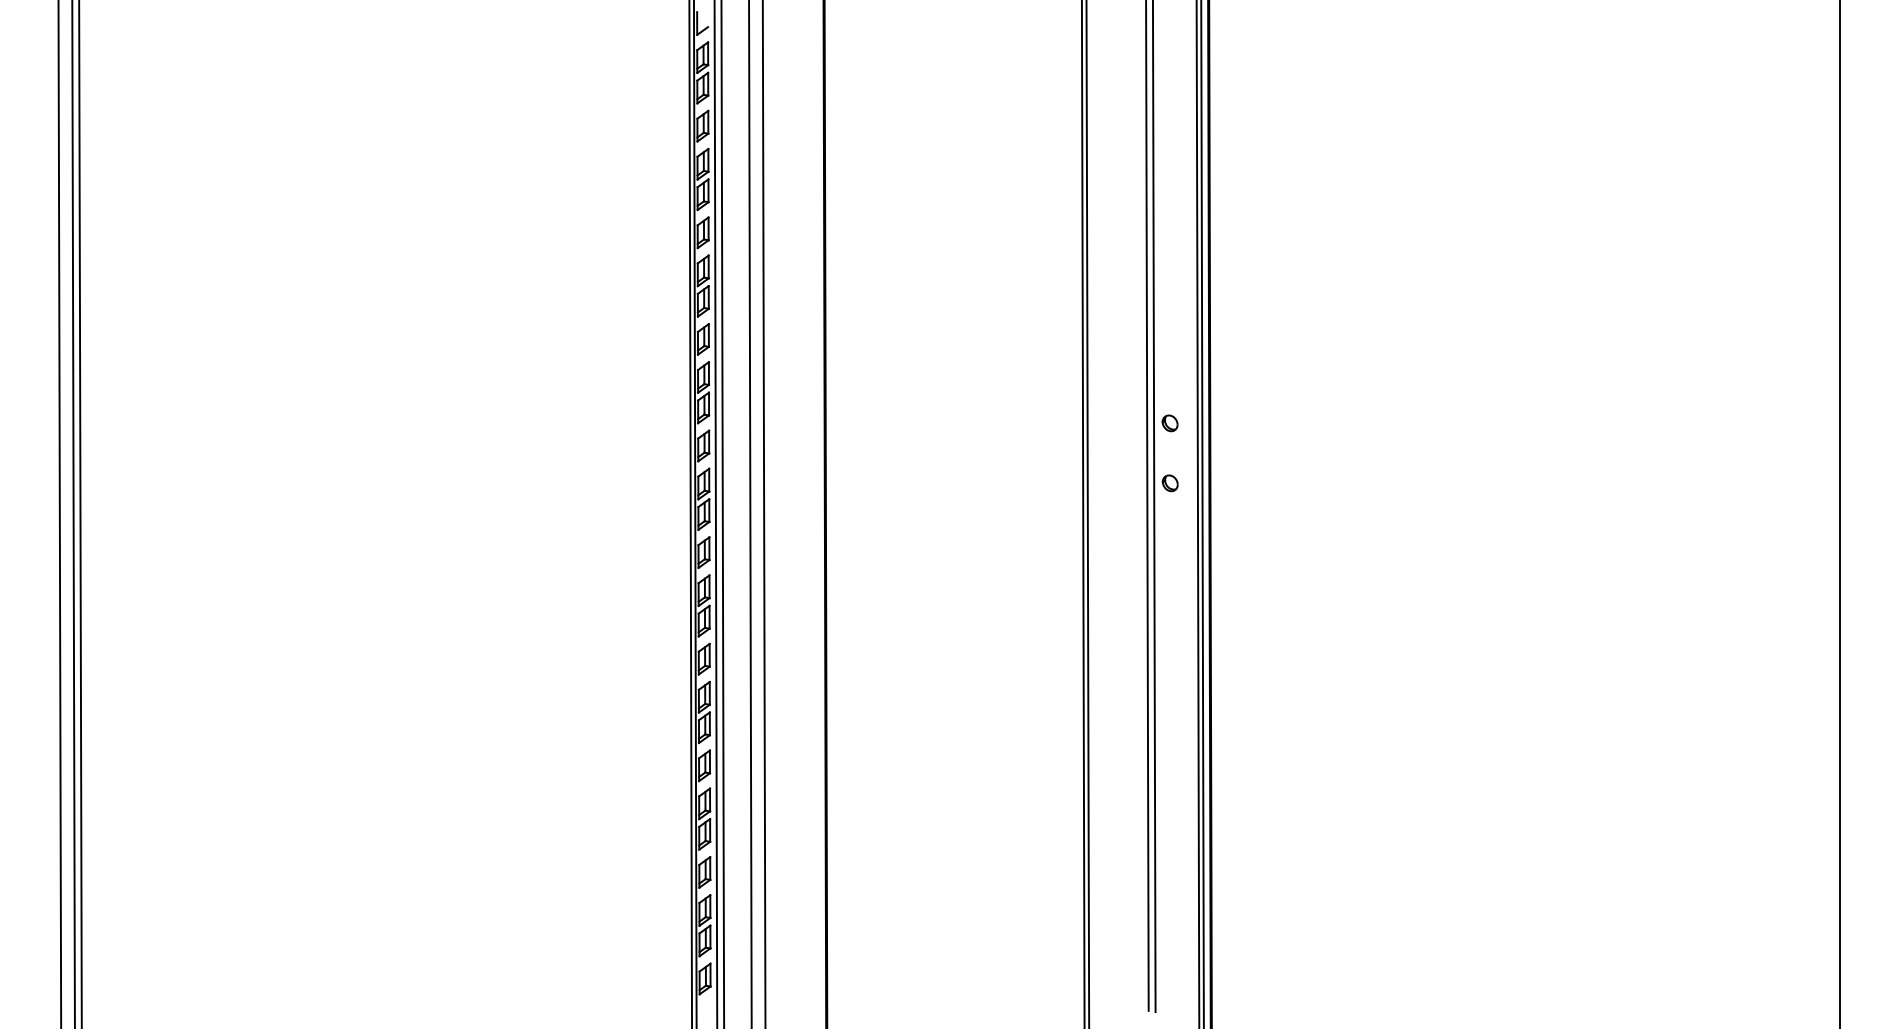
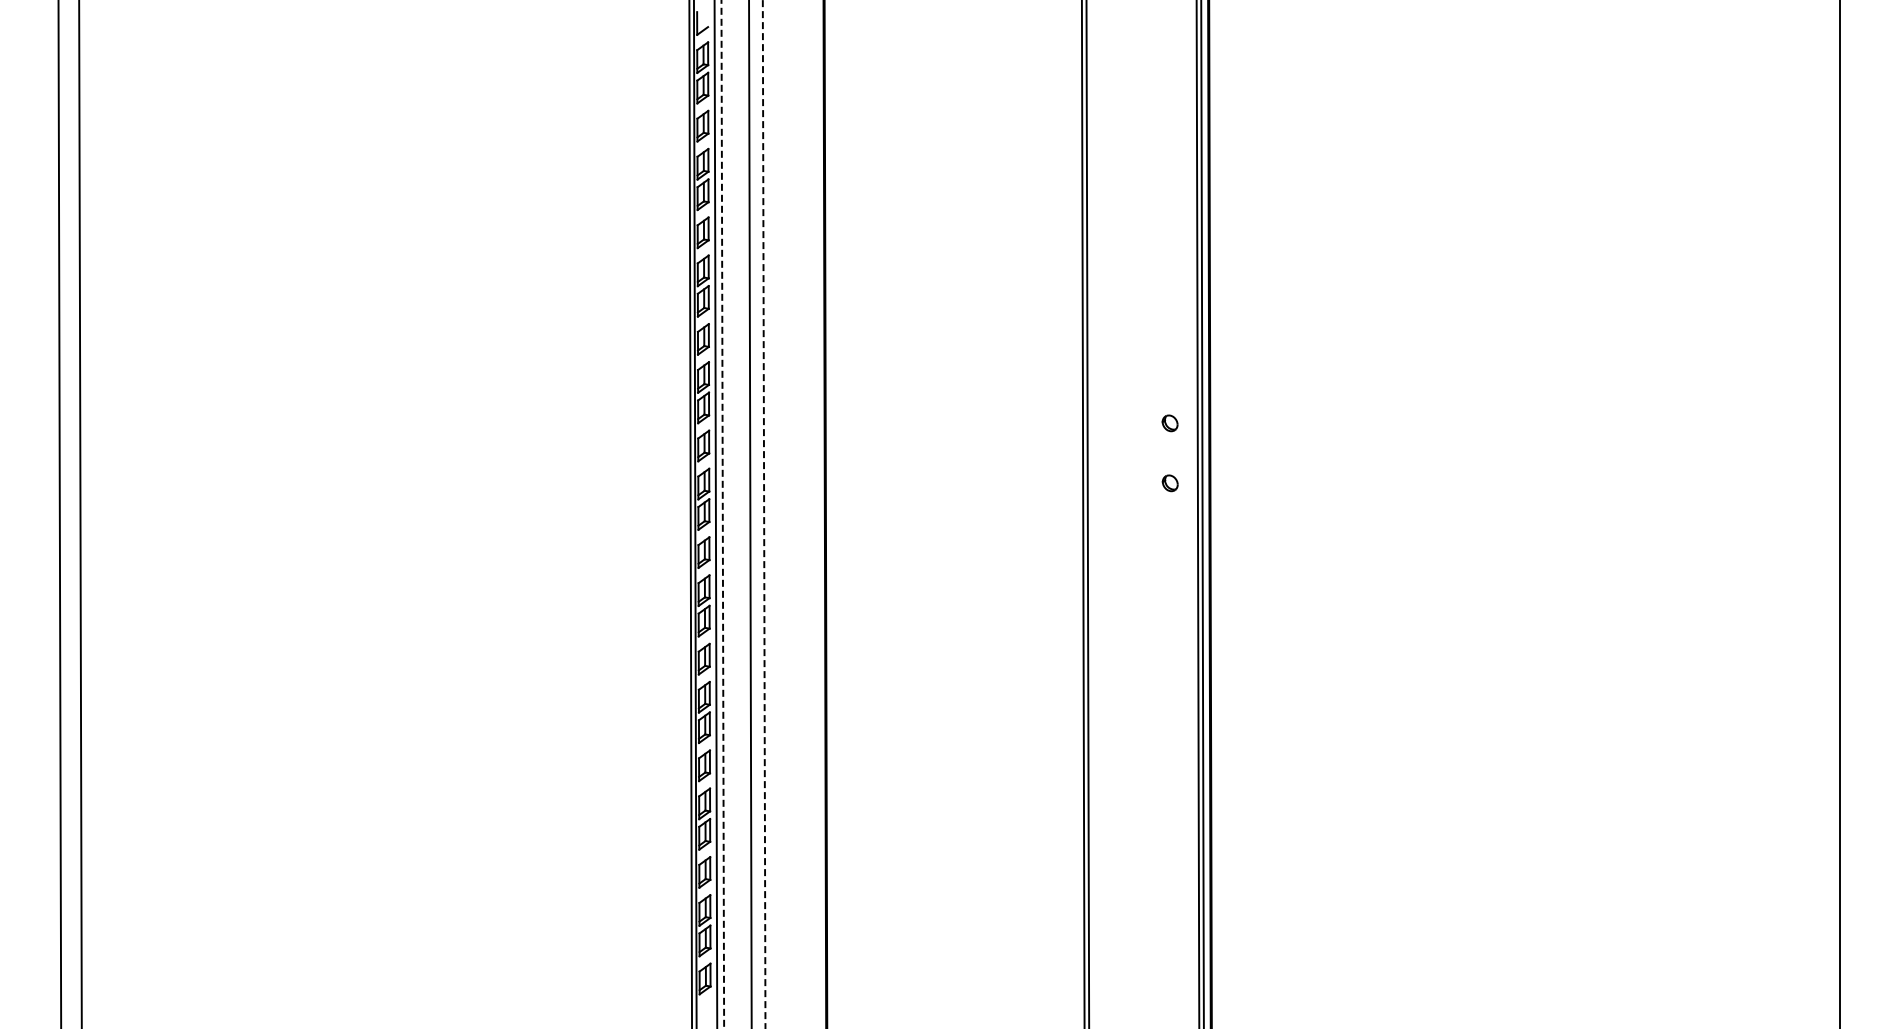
line: present -> none (1147, 506)
line: present -> none (1153, 507)
line: present -> none (73, 513)
line: solid -> dashed (722, 514)
line: solid -> dashed (764, 514)
